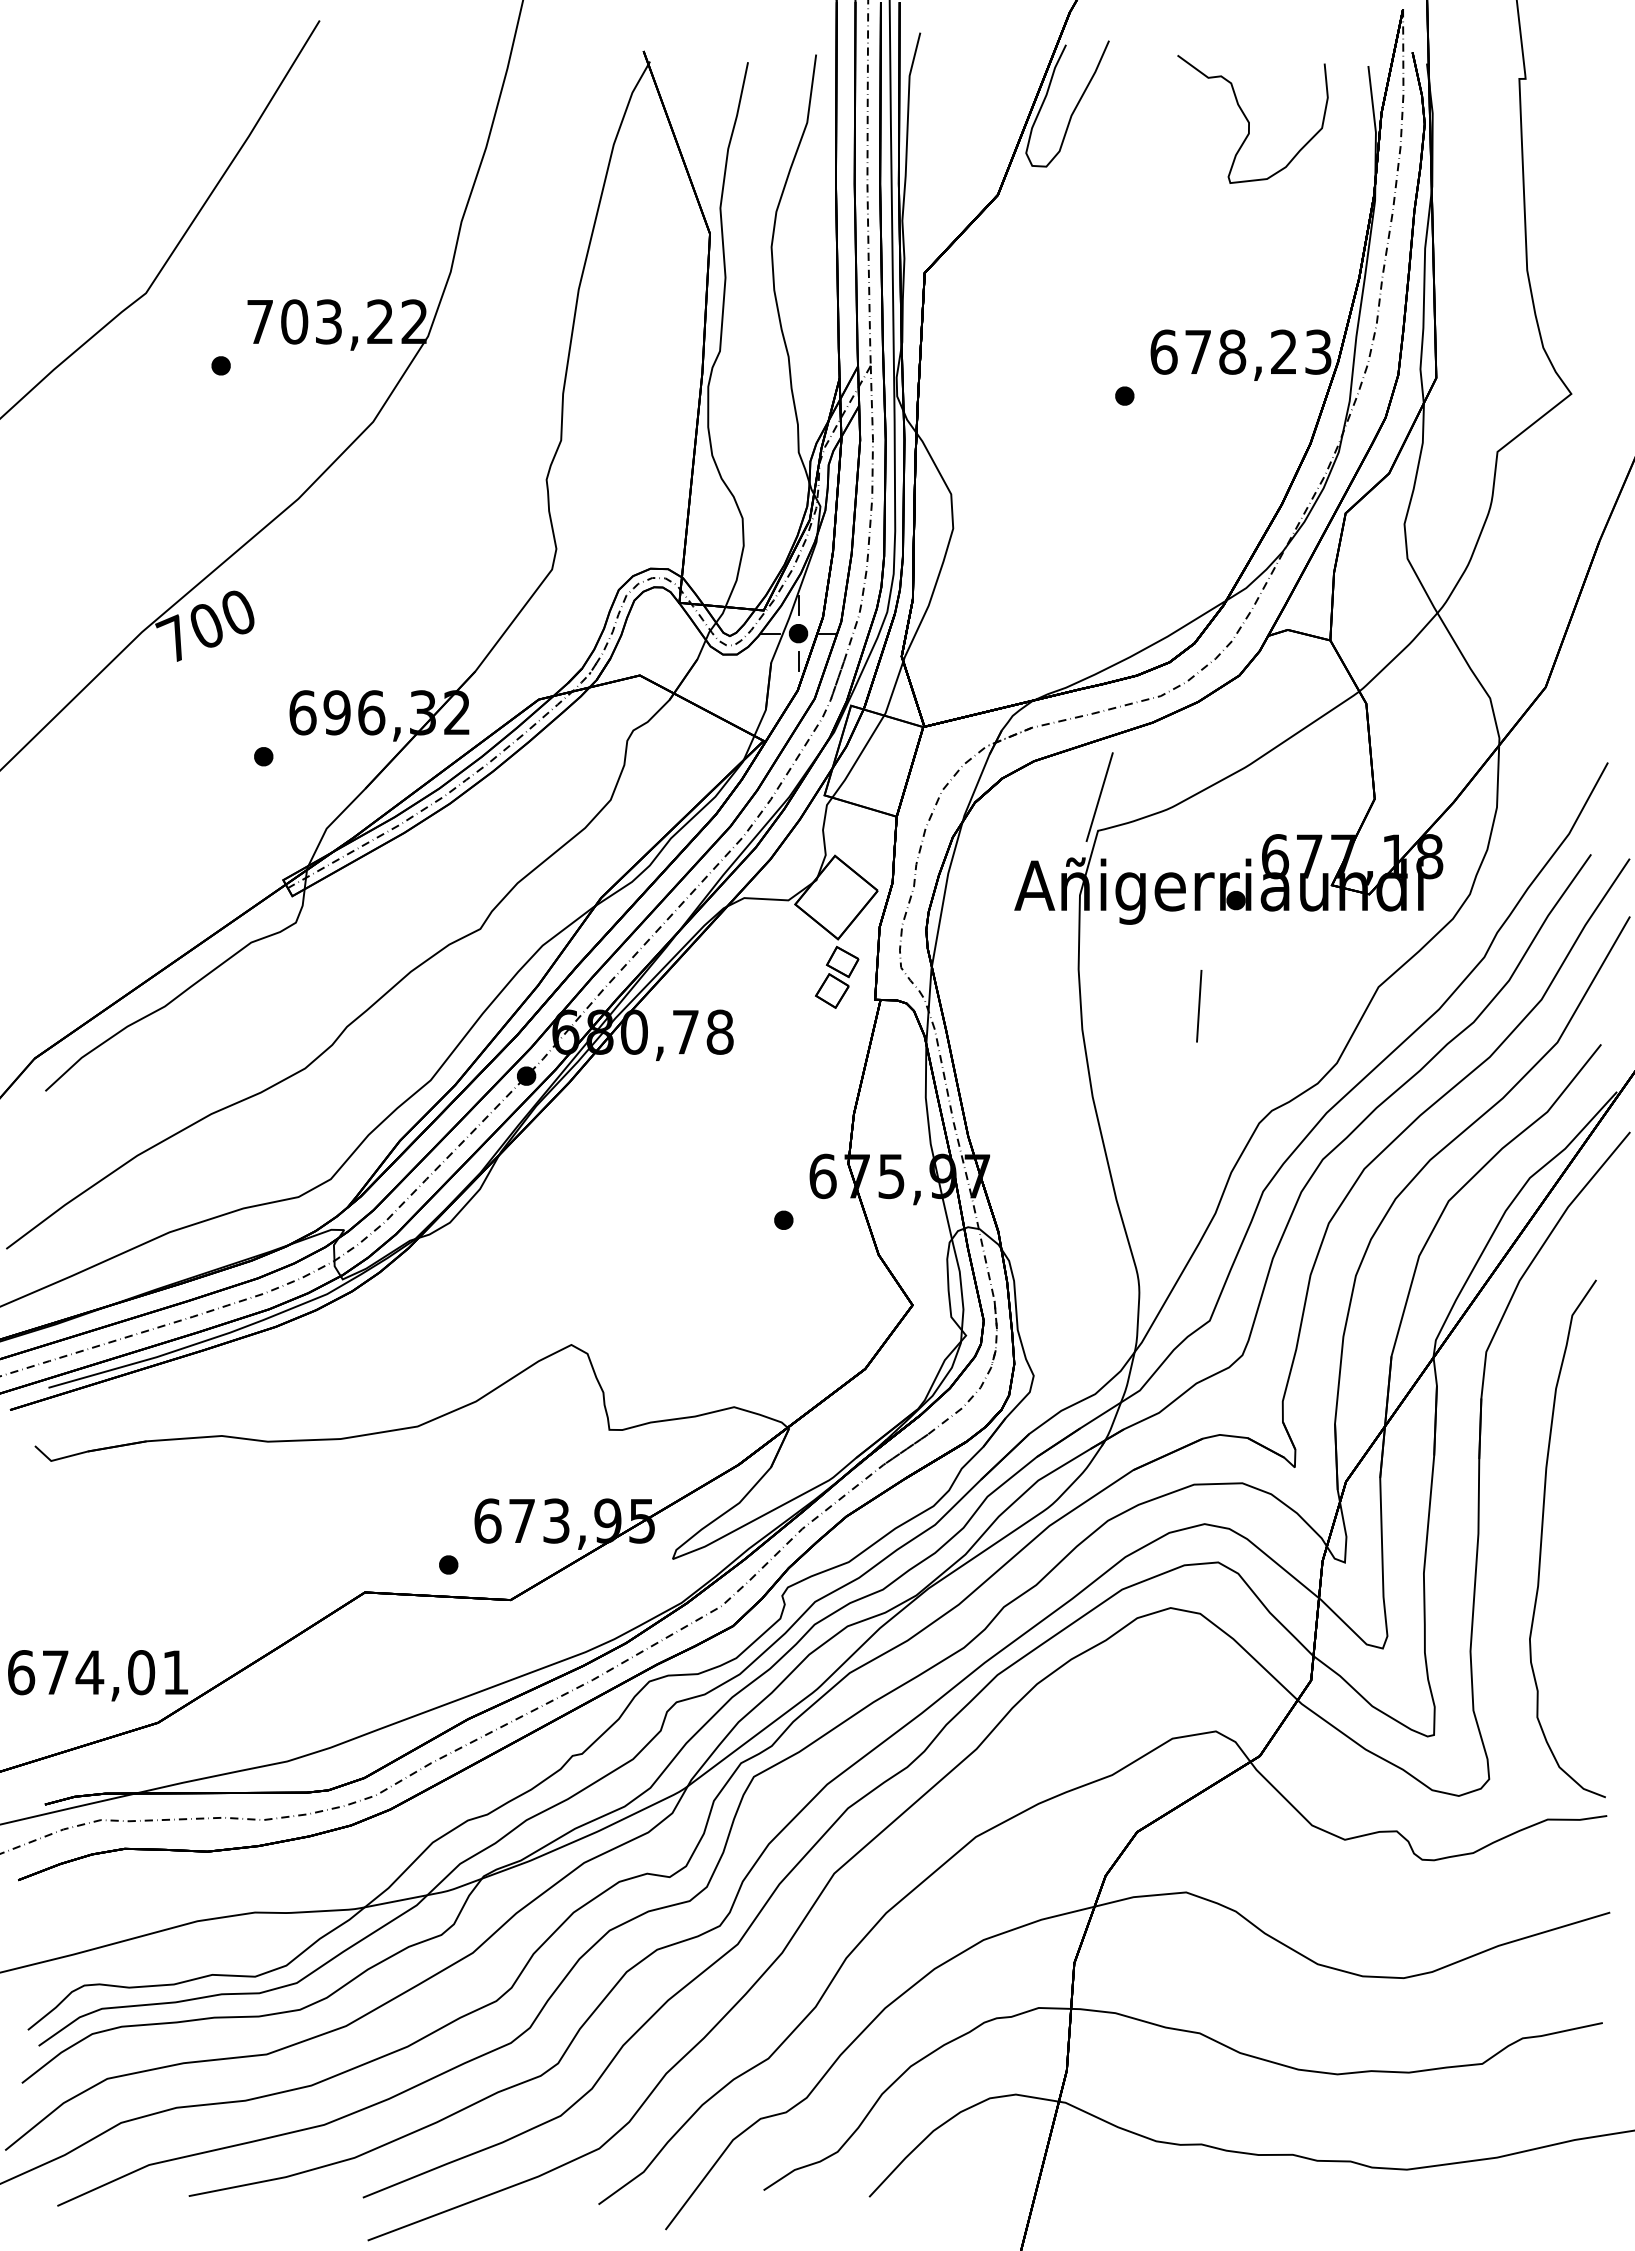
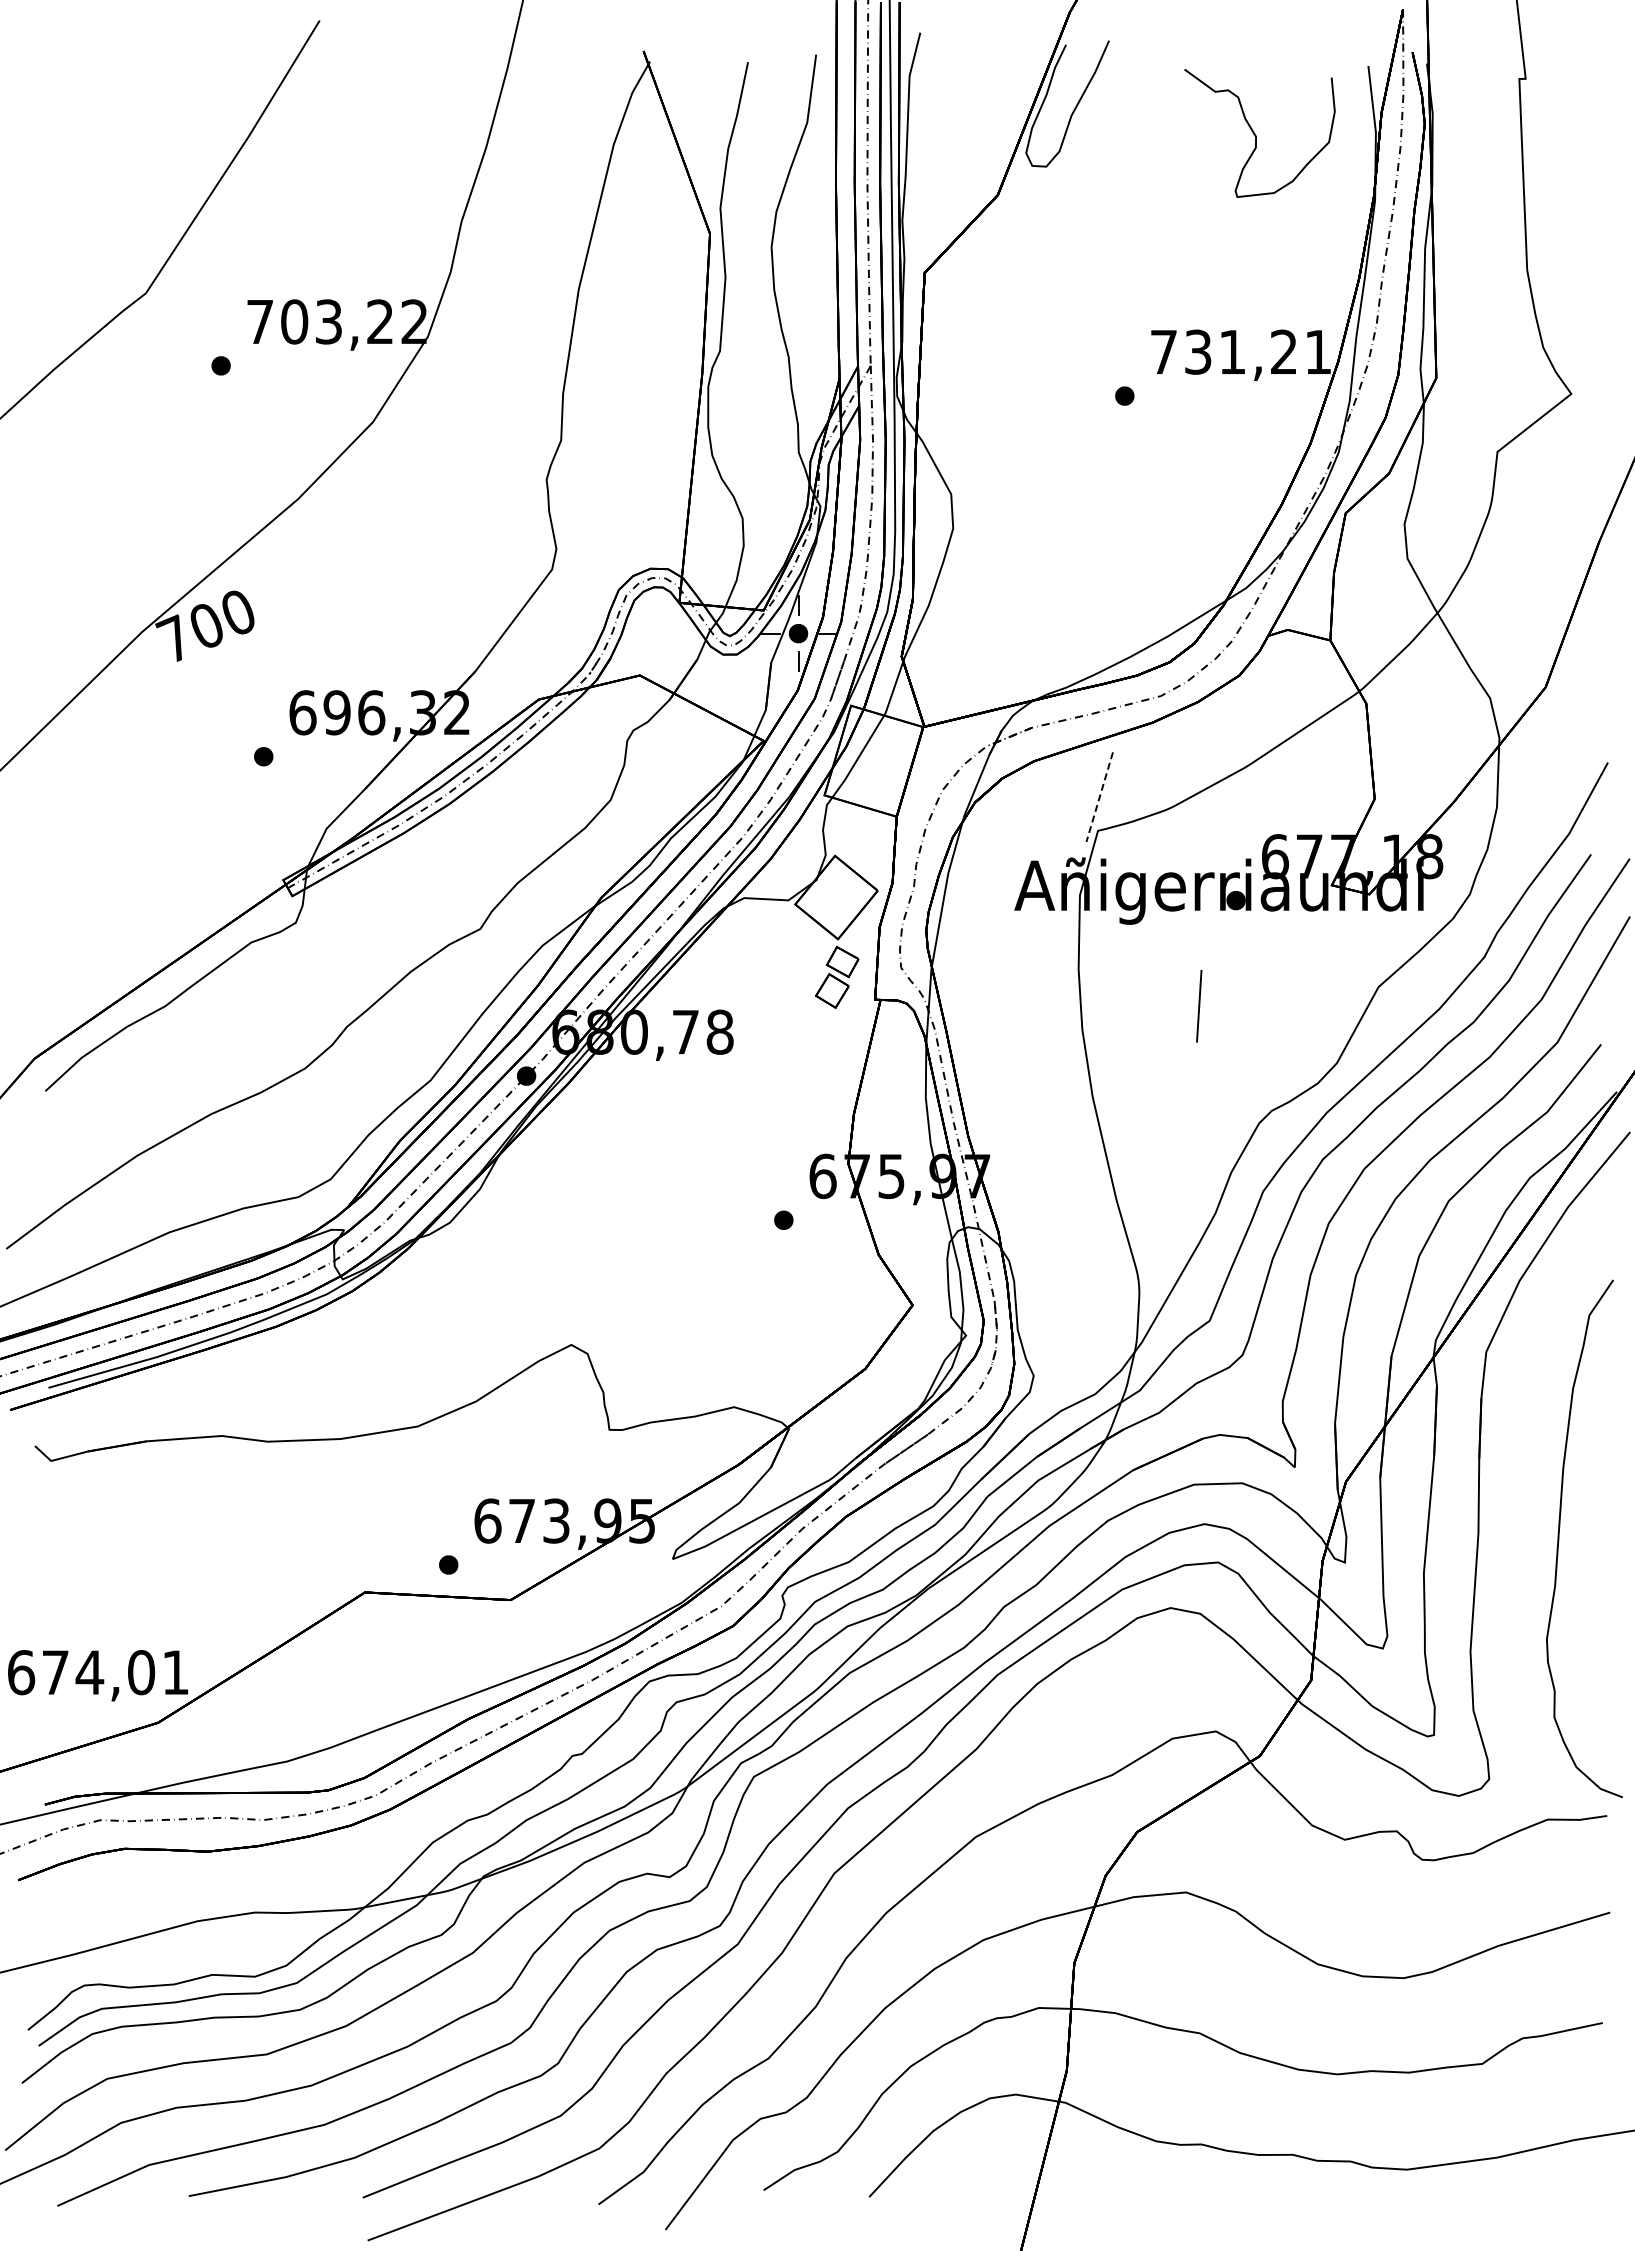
curve position: (1249, 121) -> (1256, 135) (1256, 135)
text: 678,23 -> 731,21 (1240, 351)
line: solid -> dashed (1099, 797)
curve position: (1542, 1538) -> (1559, 1538) (1559, 1538)
